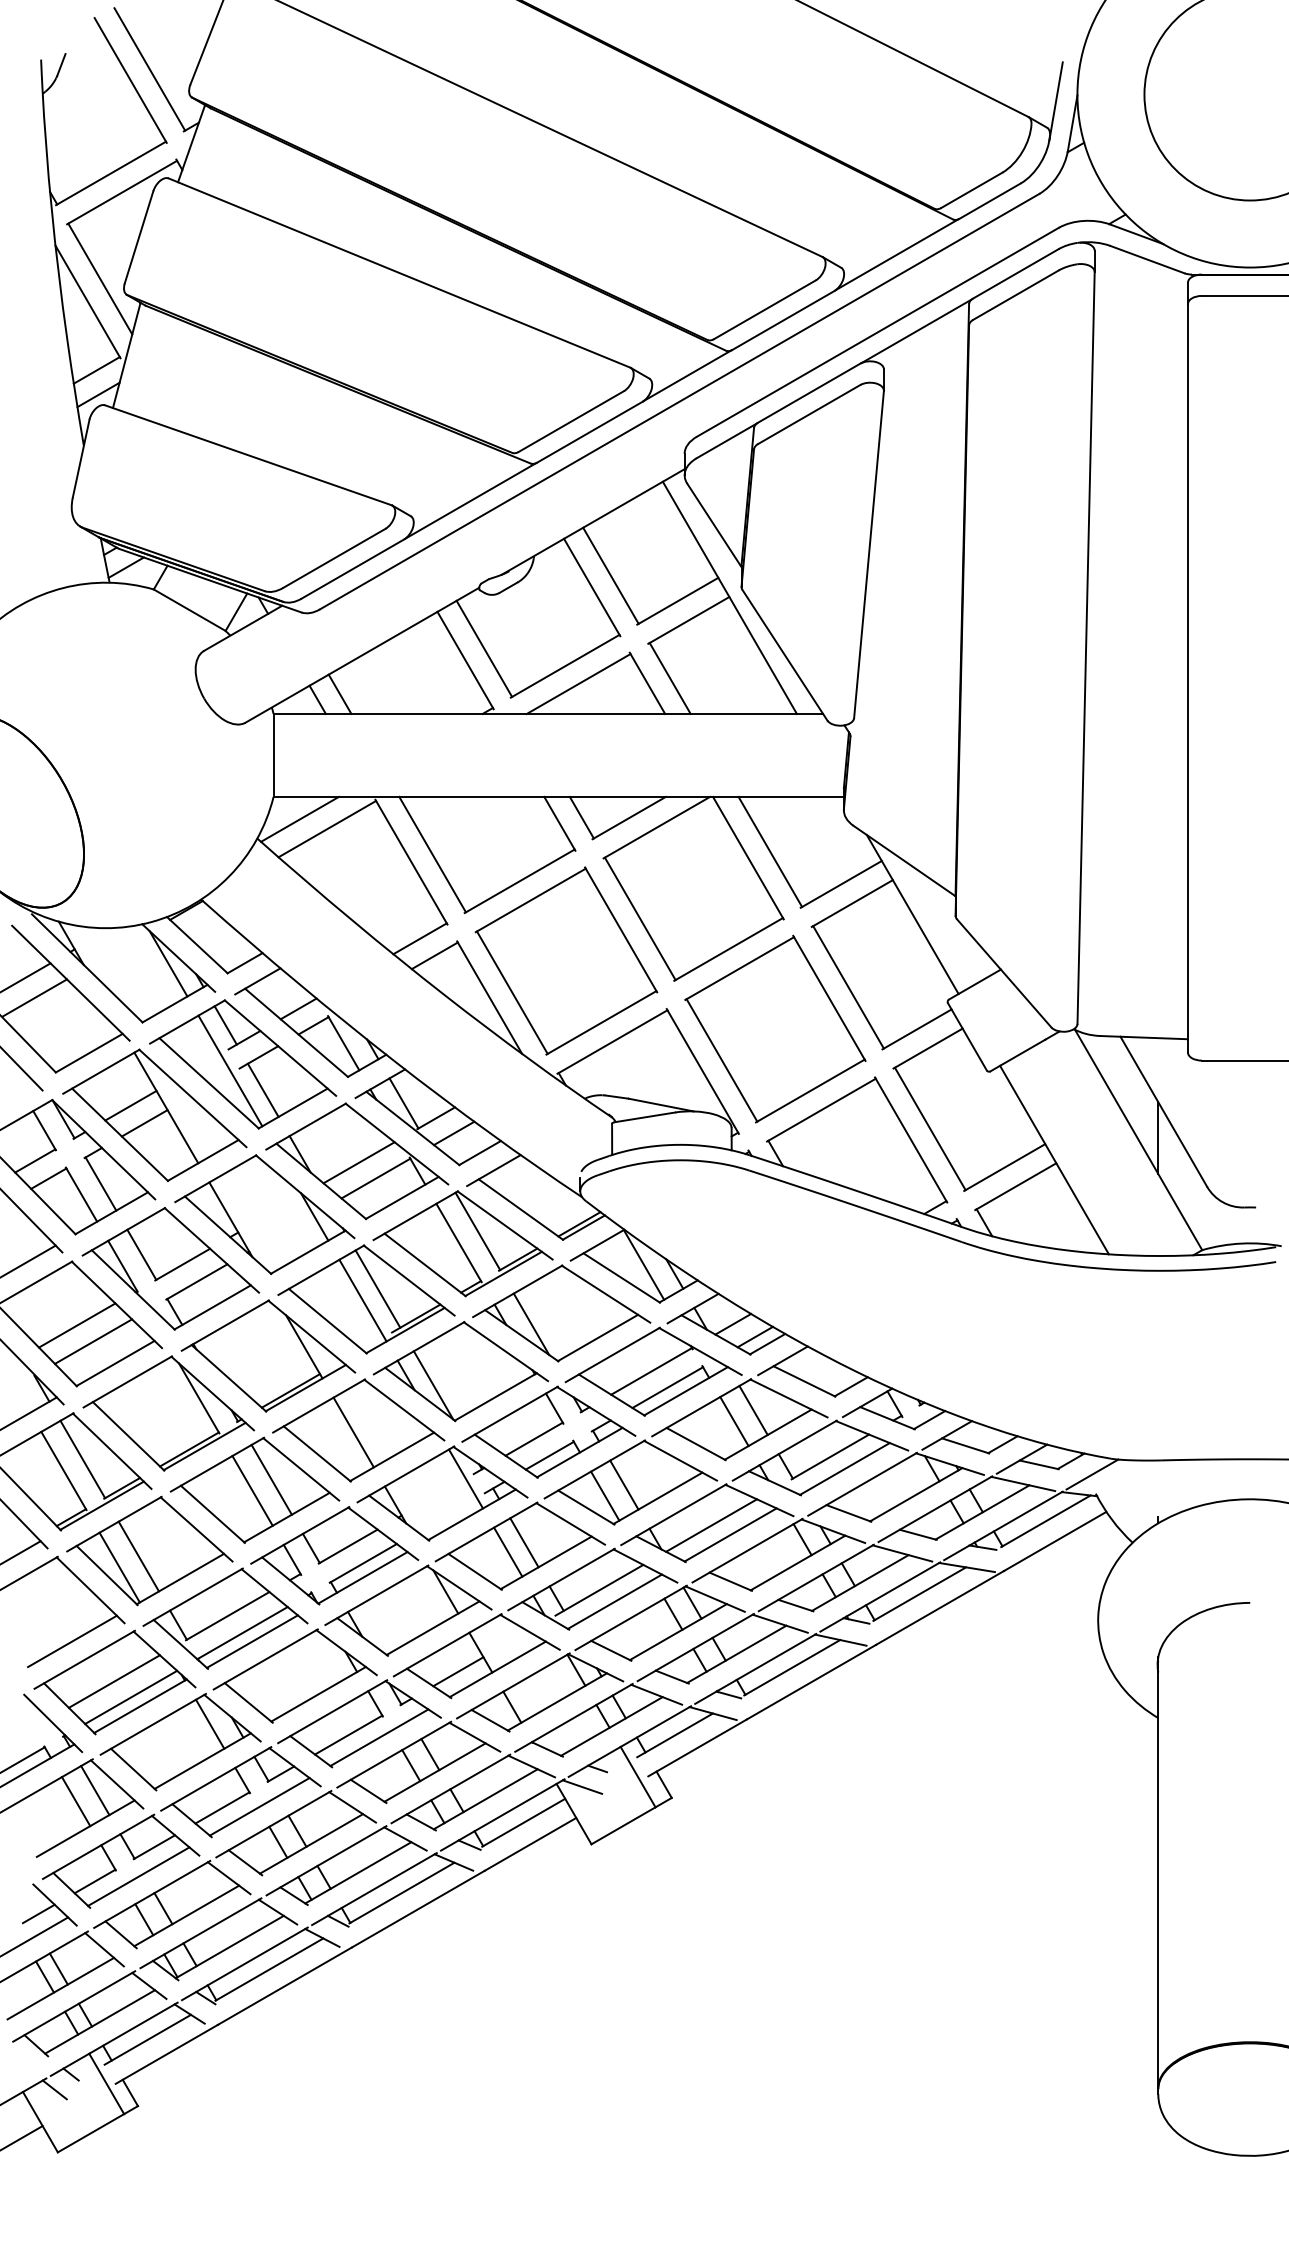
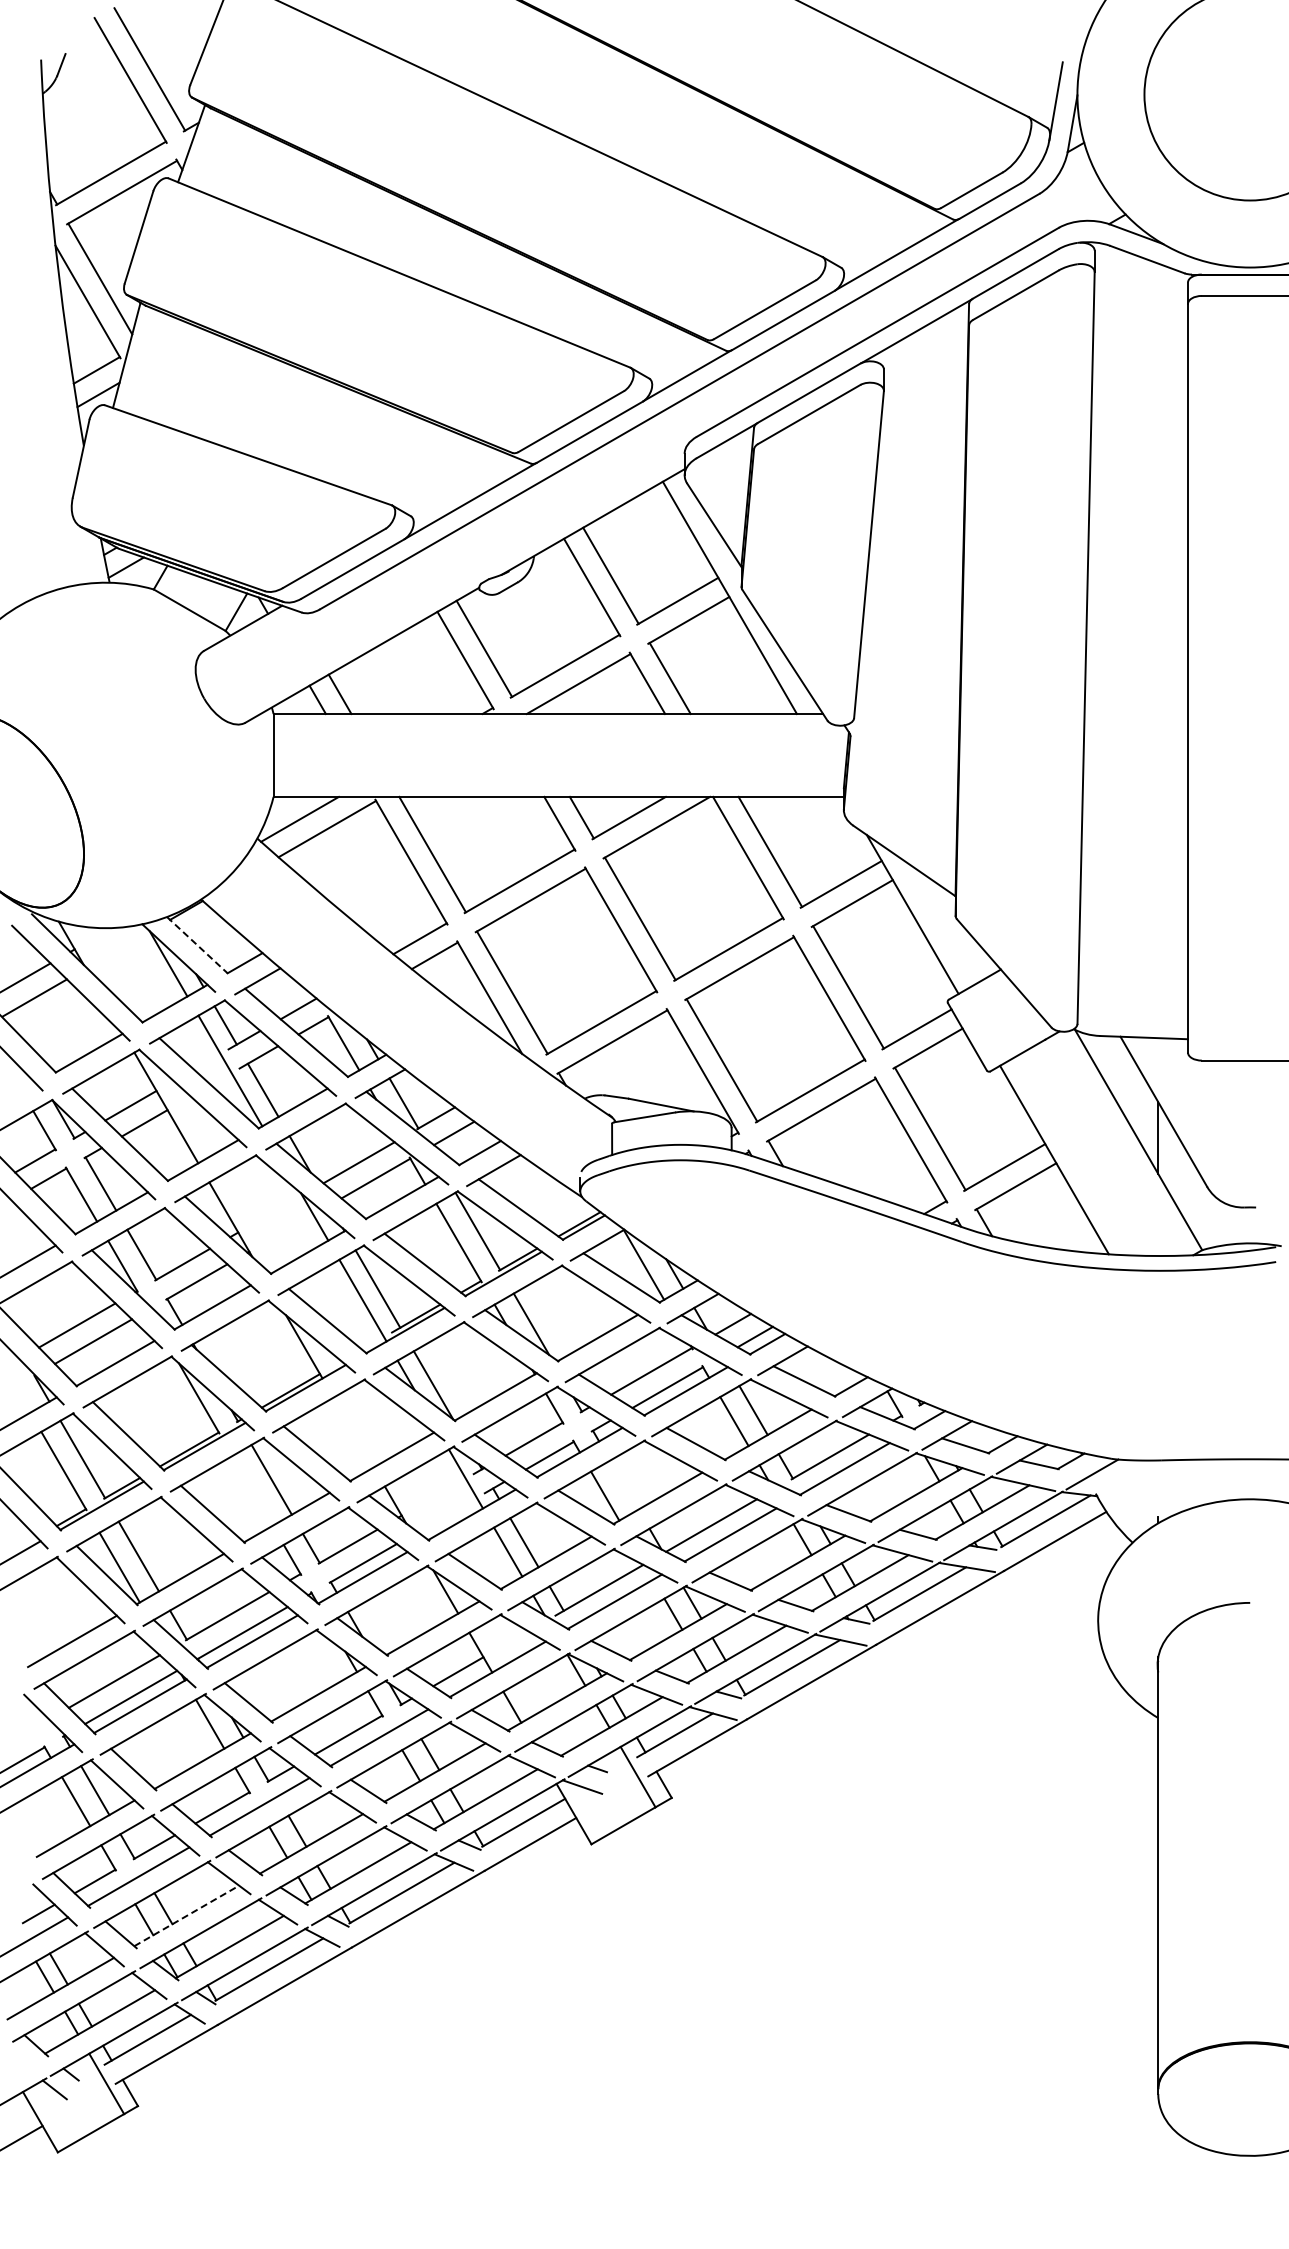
line: solid -> dashed (197, 945)
line: present -> none (353, 1432)
line: present -> none (624, 1484)
line: present -> none (252, 1490)
line: solid -> dashed (186, 1915)
